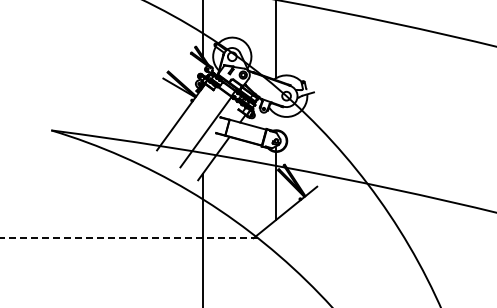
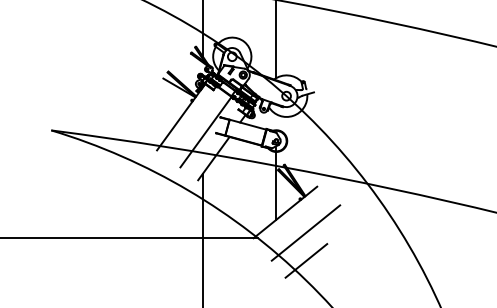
line: none -> present (305, 232)
line: dashed -> solid (129, 237)
line: none -> present (306, 260)
